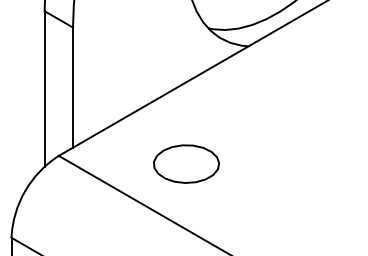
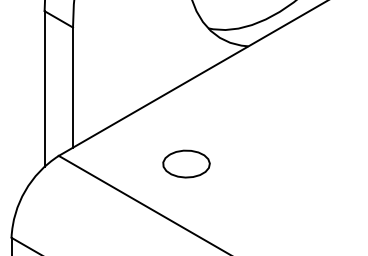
part size: 68x40 px -> 49x30 px (186, 163)
